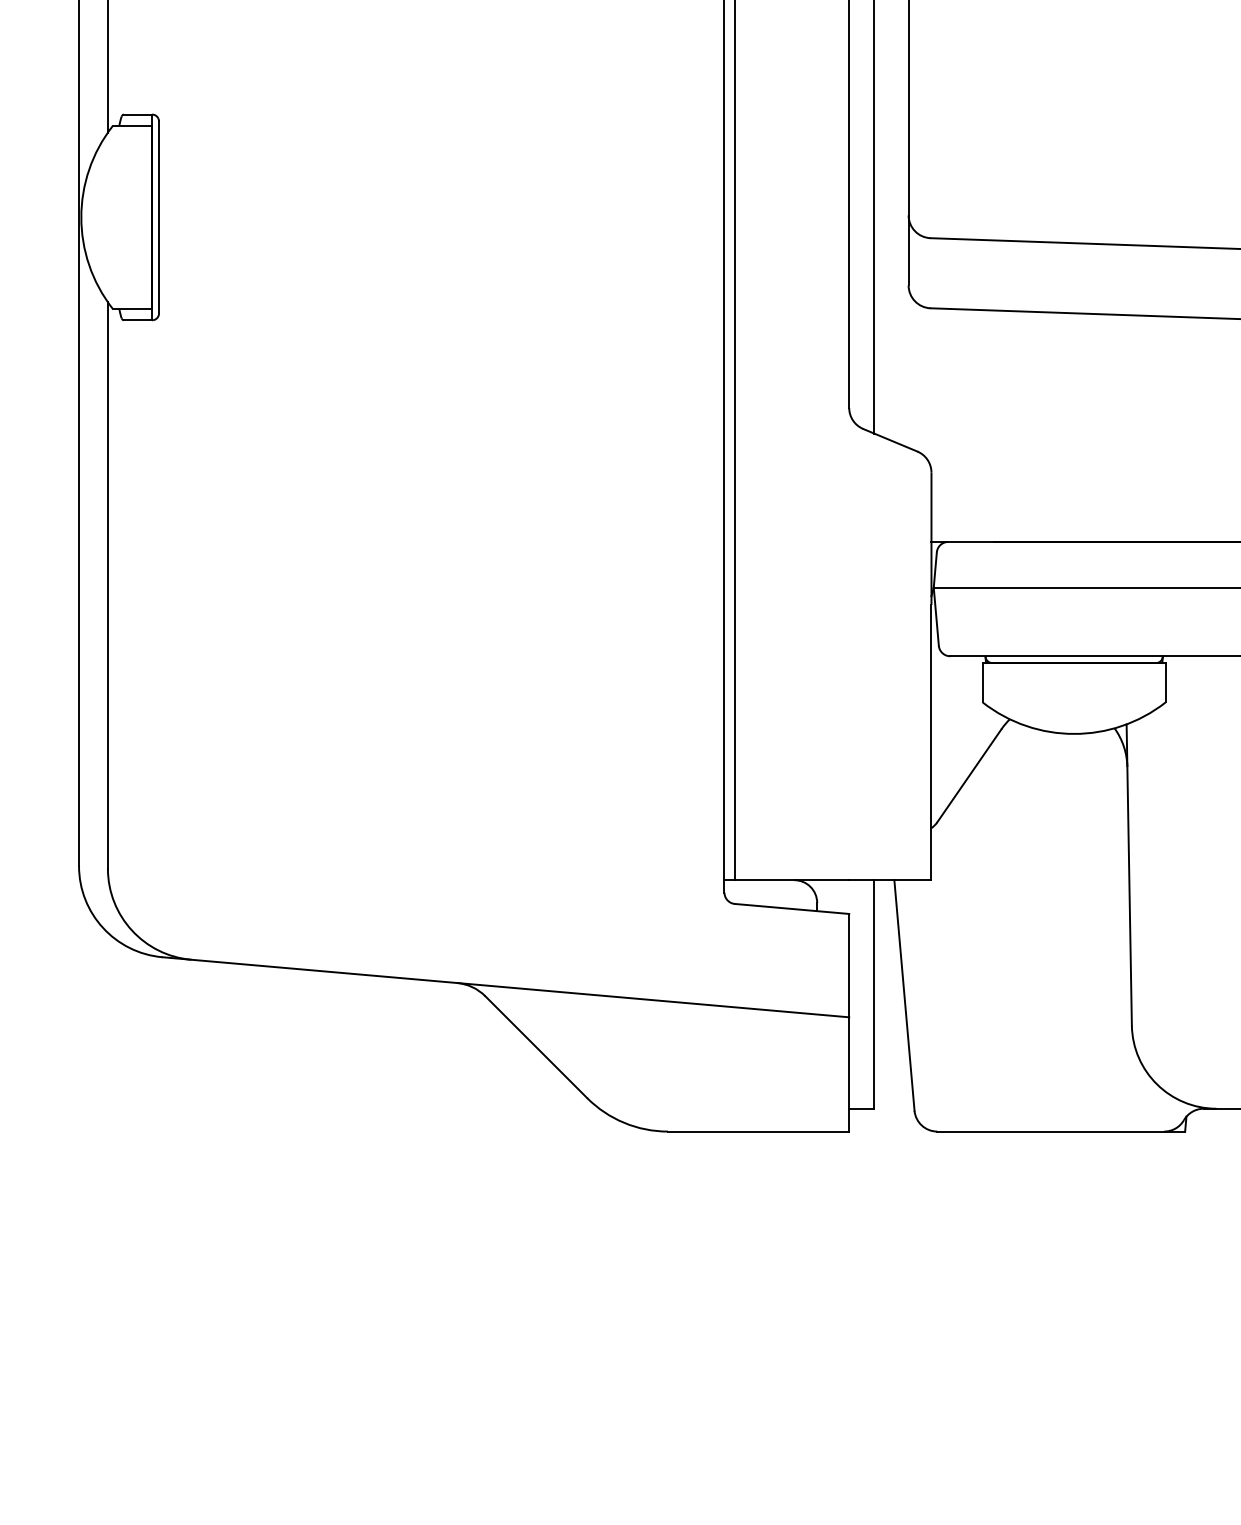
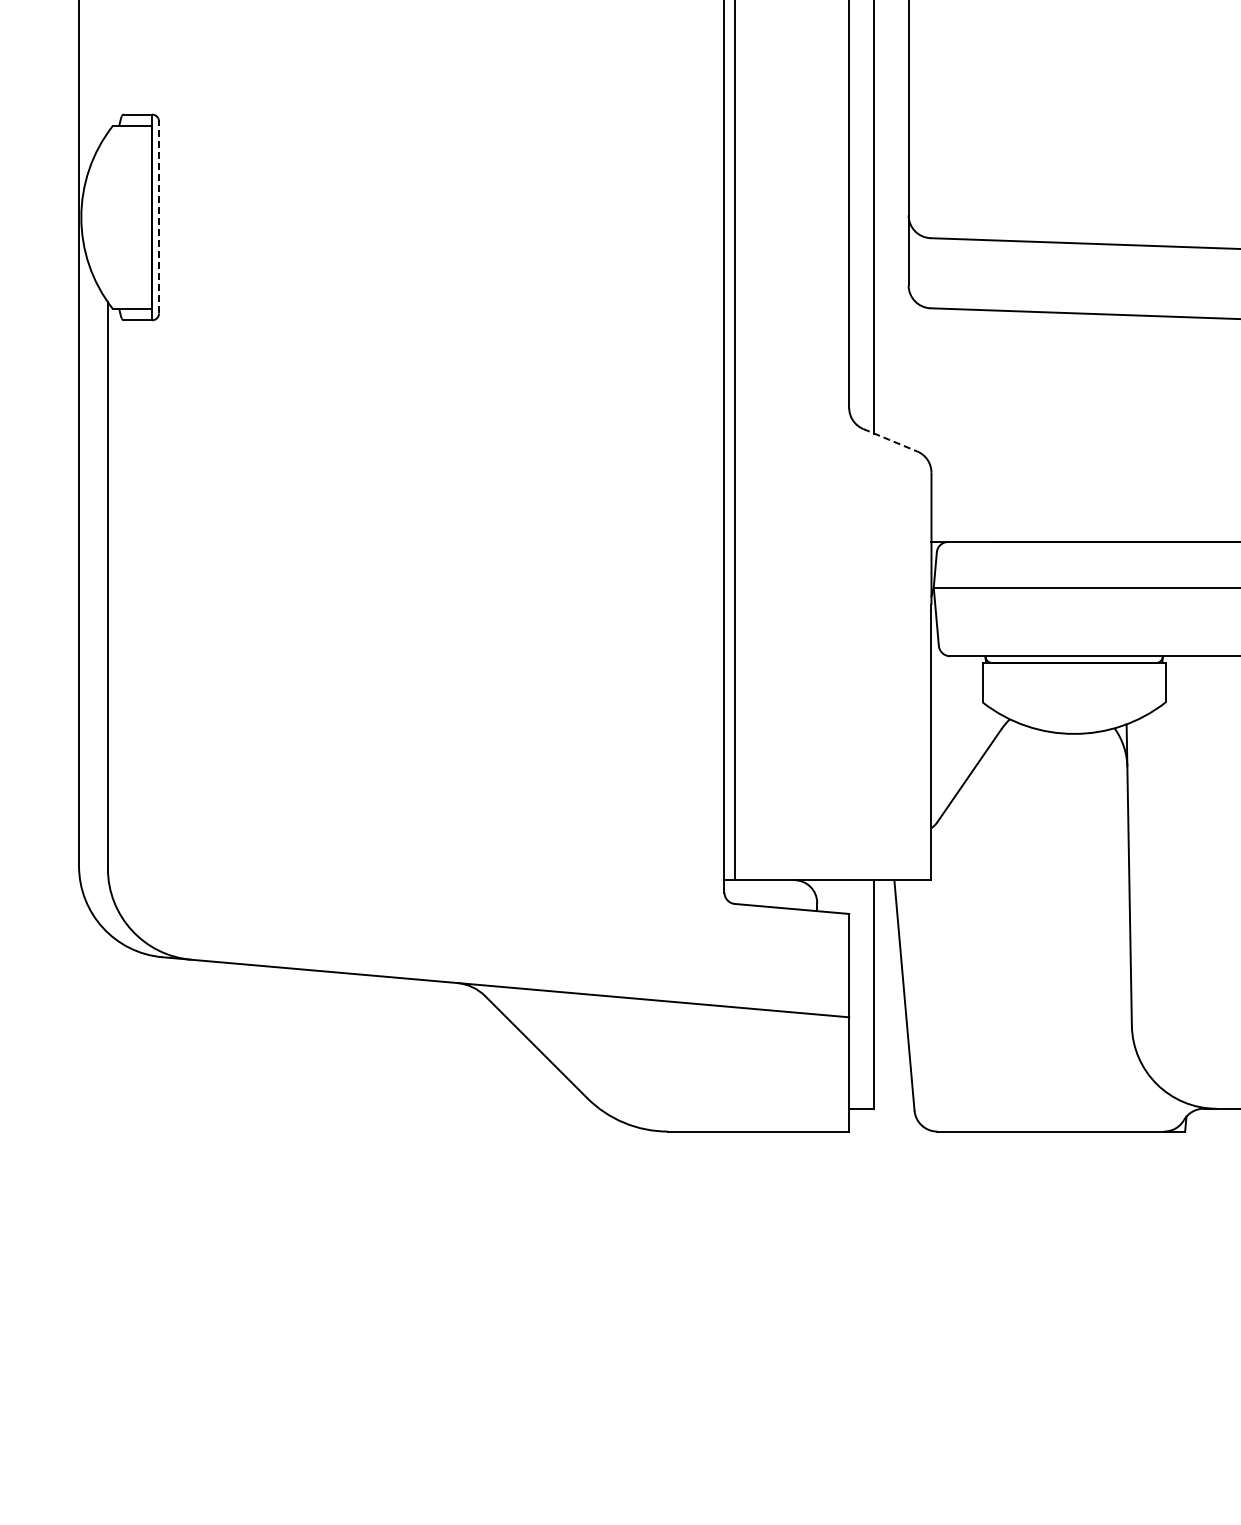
line: present -> none (107, 67)
line: solid -> dashed (159, 217)
line: solid -> dashed (890, 440)
